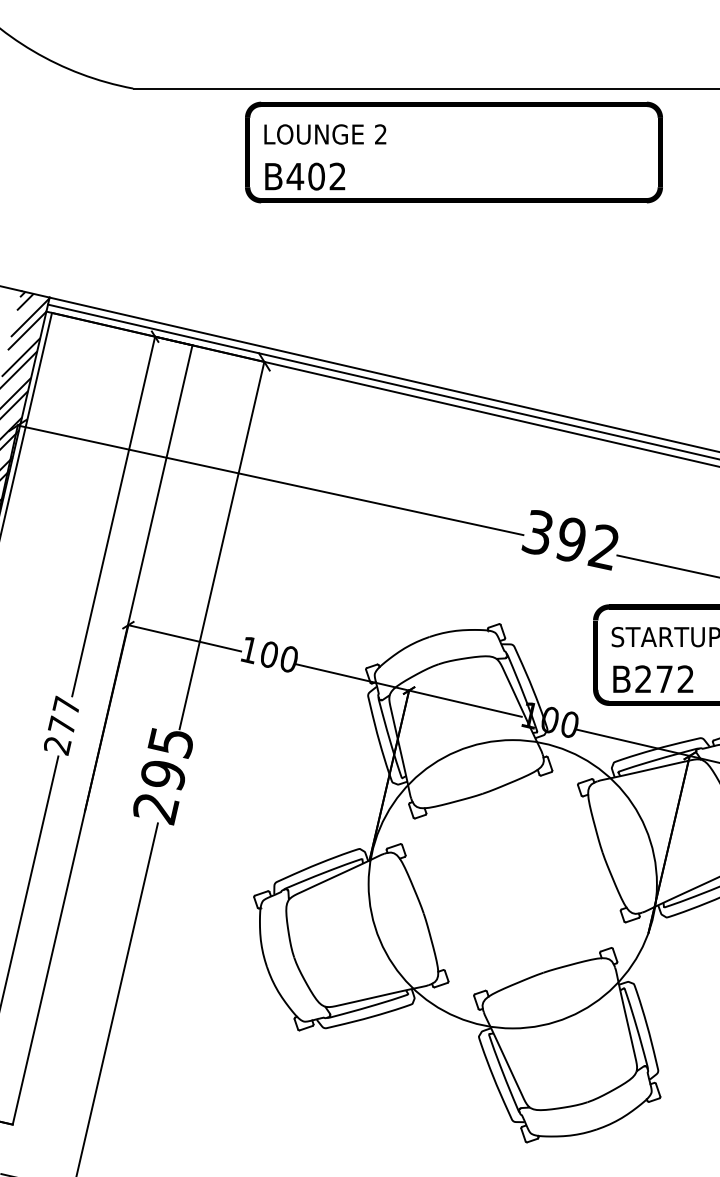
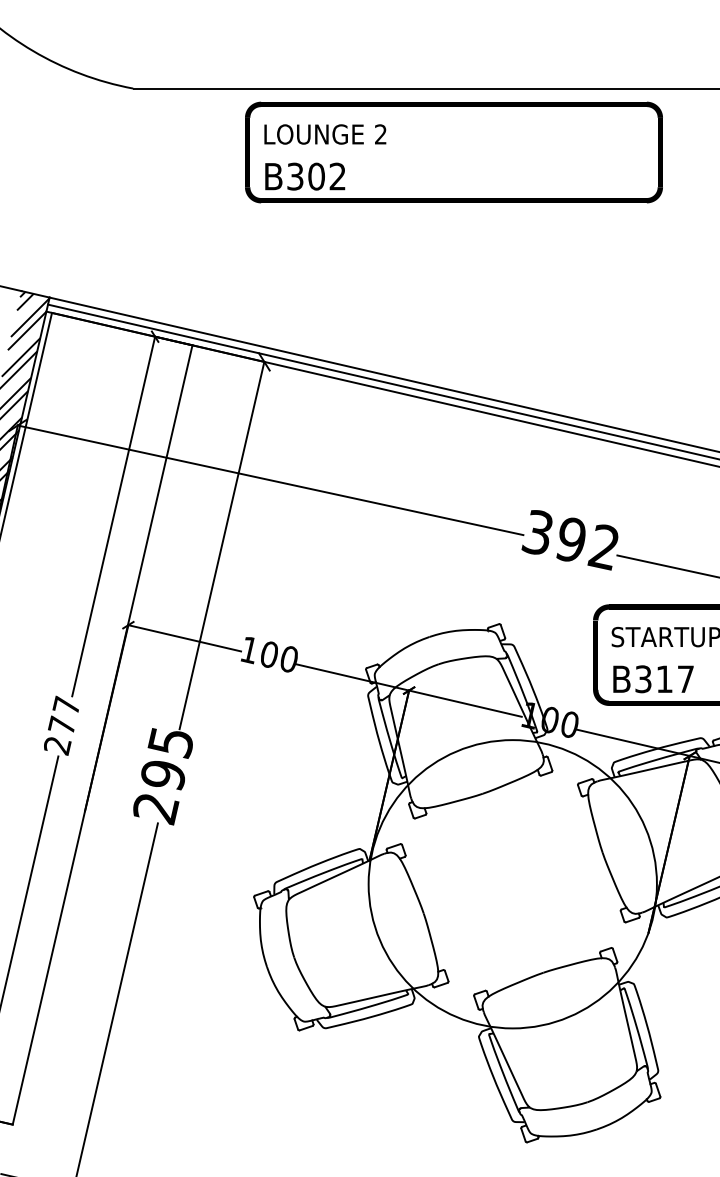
text: B402 -> B302 (295, 176)
text: B272 -> B317 (664, 679)
